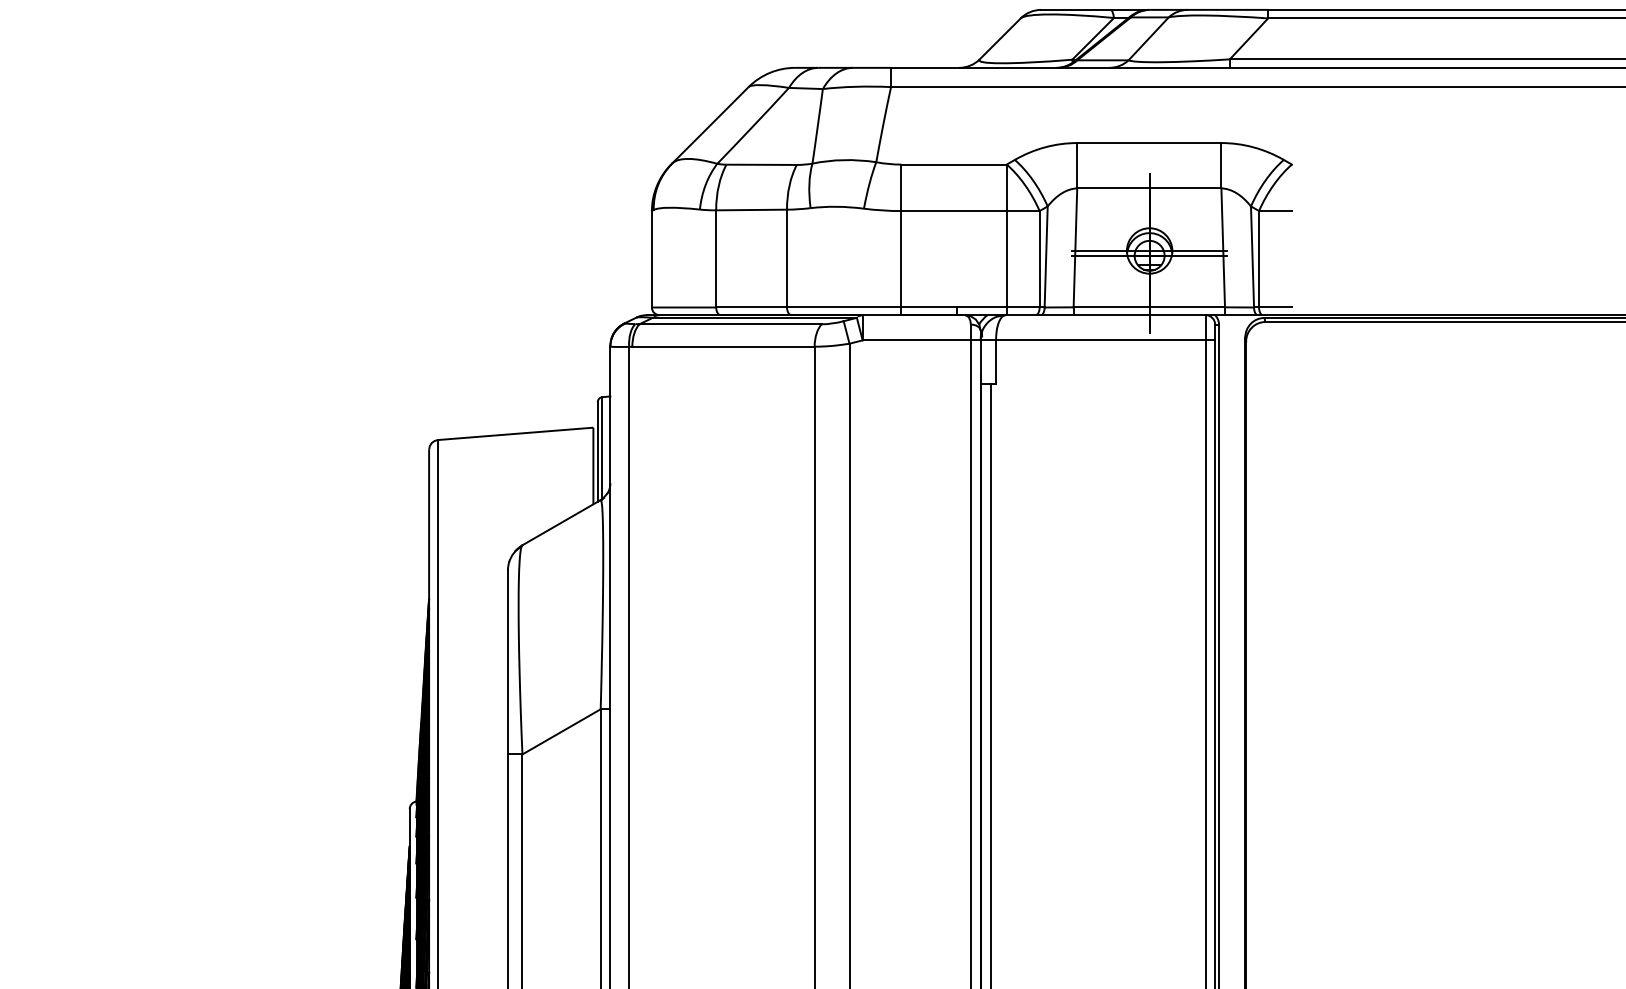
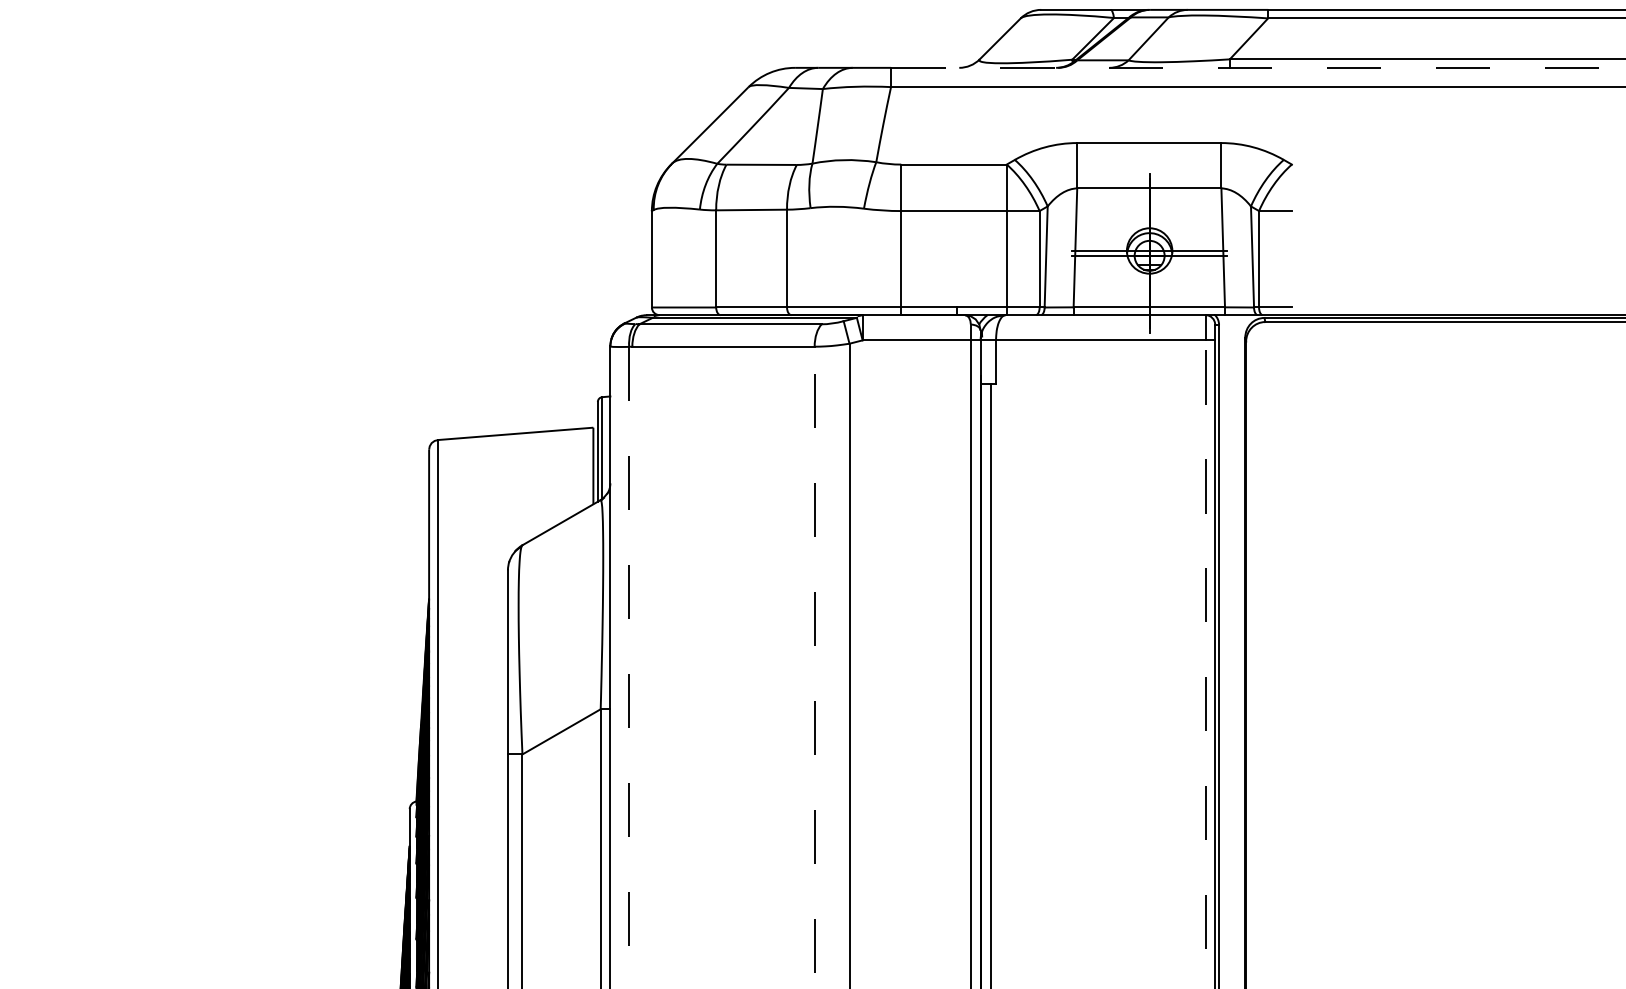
line: solid -> dashed (1258, 67)
line: solid -> dashed (1205, 664)
line: solid -> dashed (629, 667)
line: solid -> dashed (814, 667)
